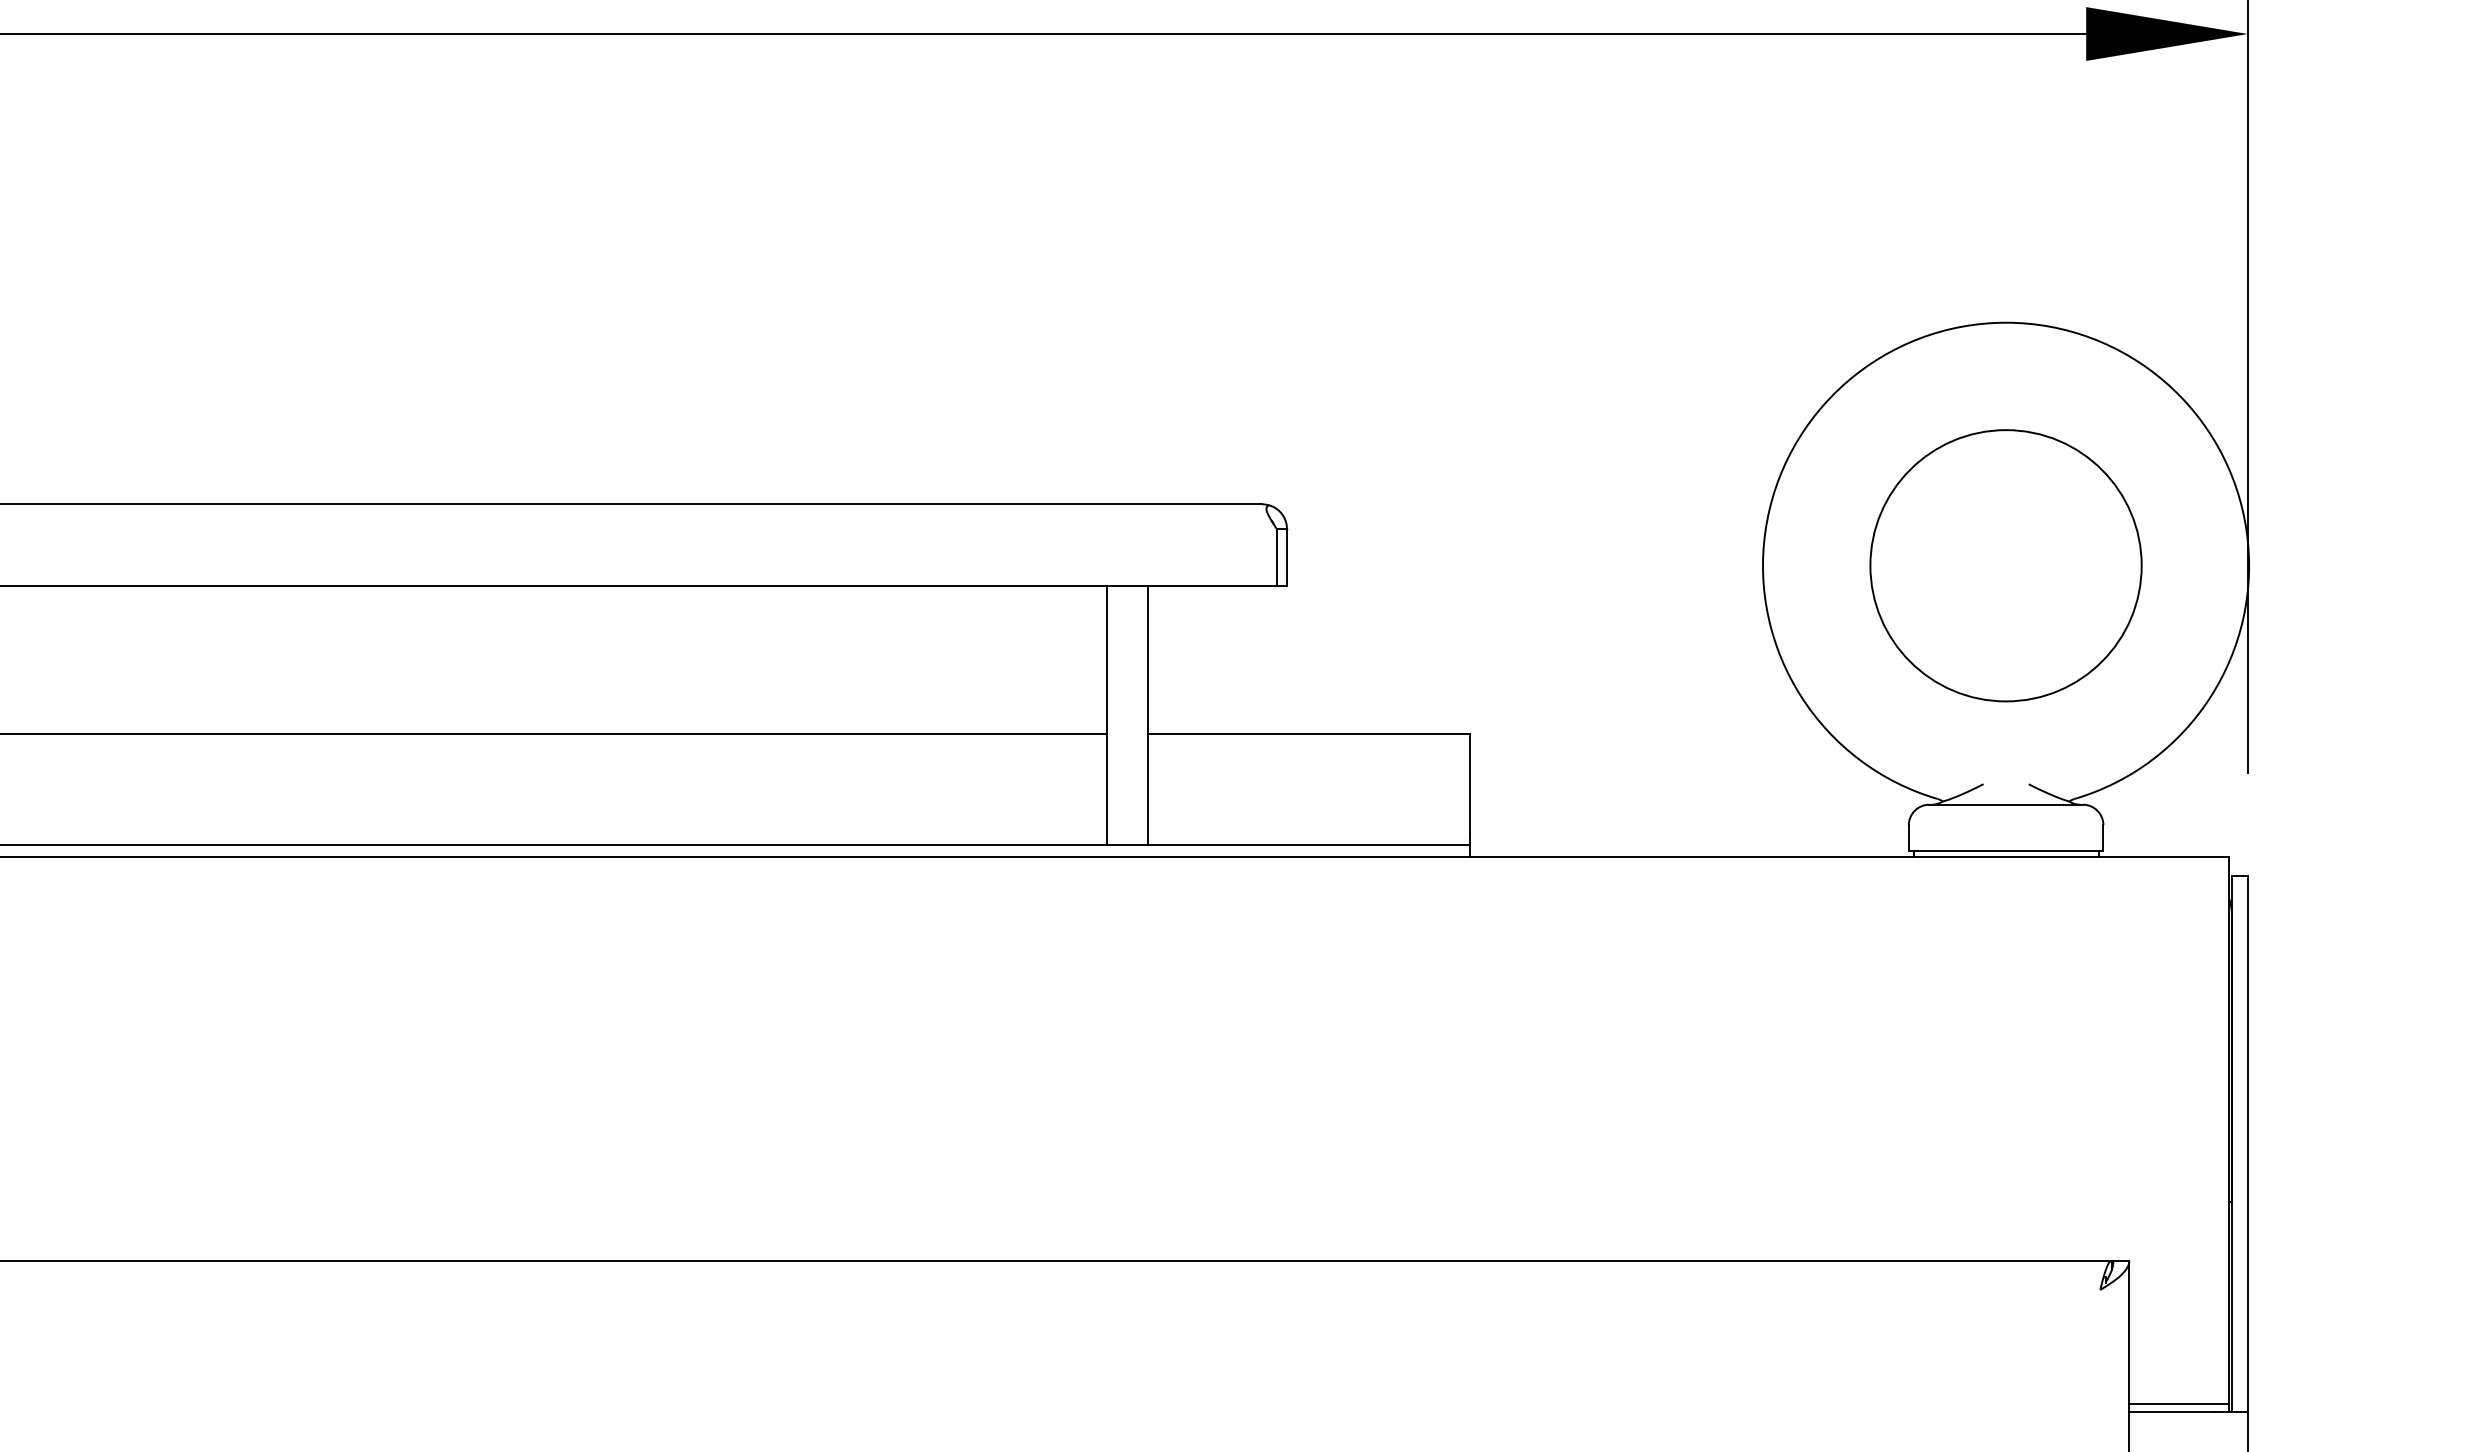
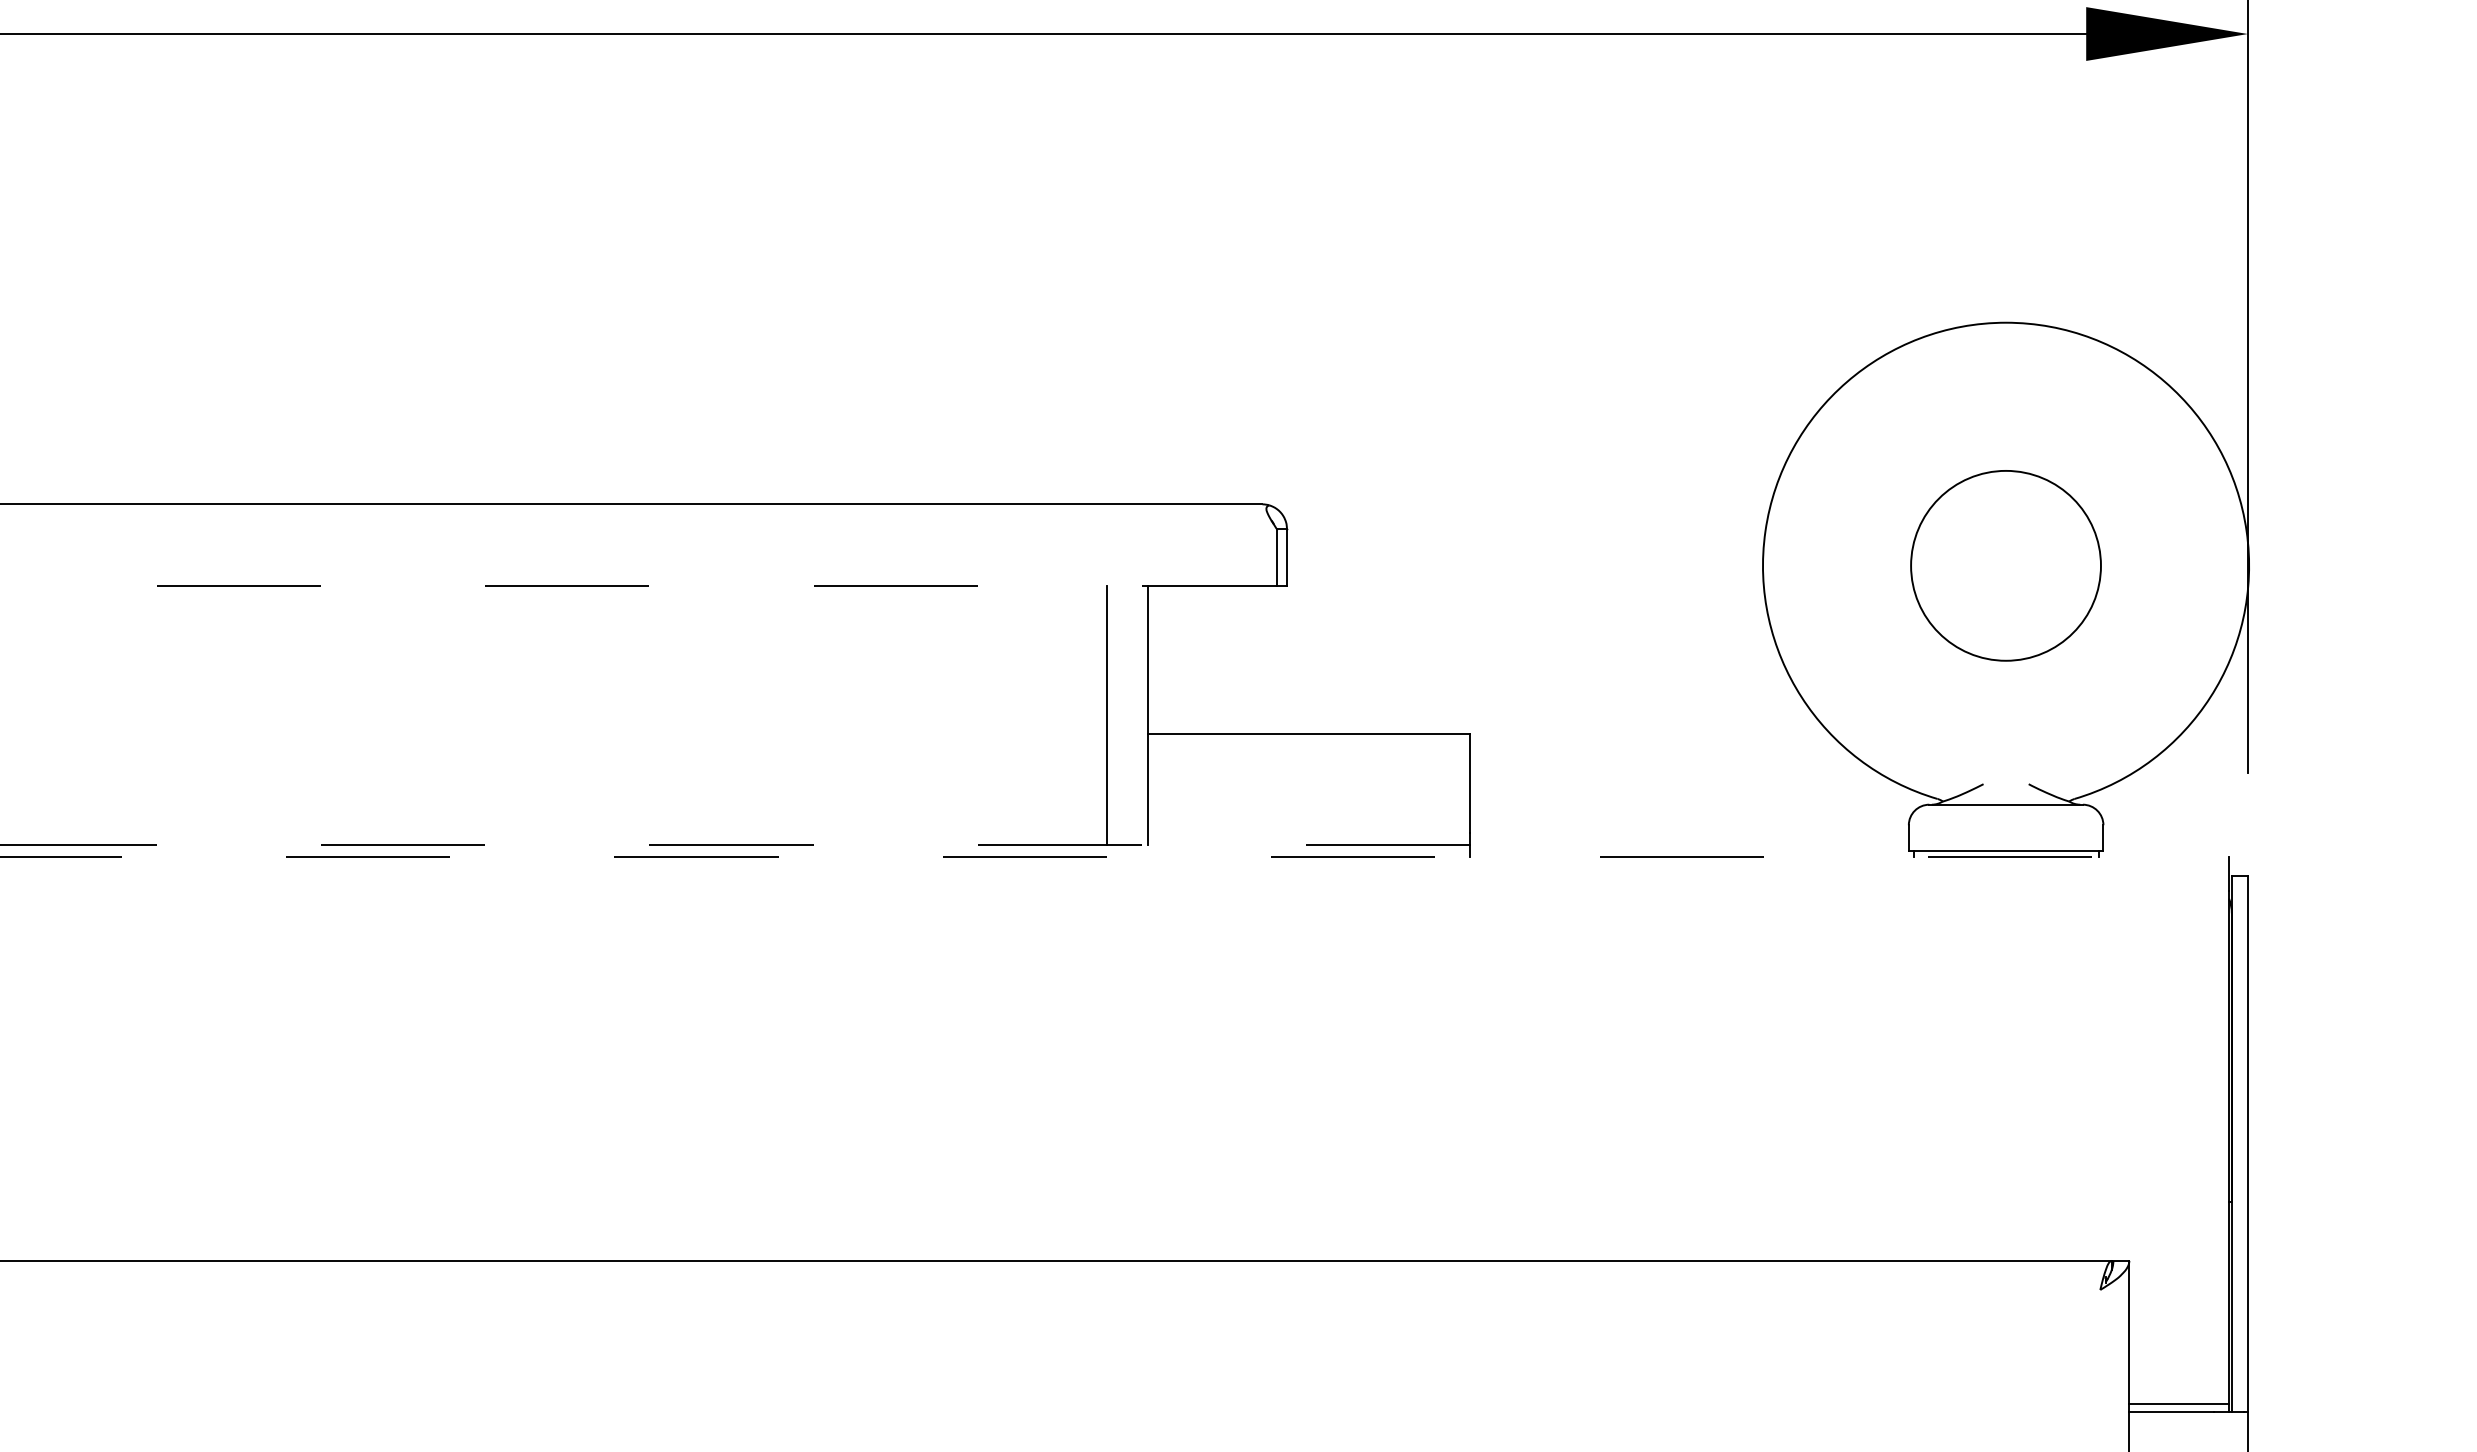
circle size: 274x274 px -> 192x192 px (2005, 565)
line: solid -> dashed (638, 586)
line: present -> none (554, 734)
line: solid -> dashed (735, 845)
line: solid -> dashed (1115, 857)
